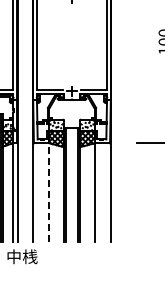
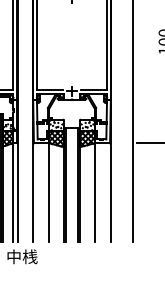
line: none -> present (133, 121)
line: dashed -> solid (49, 192)
